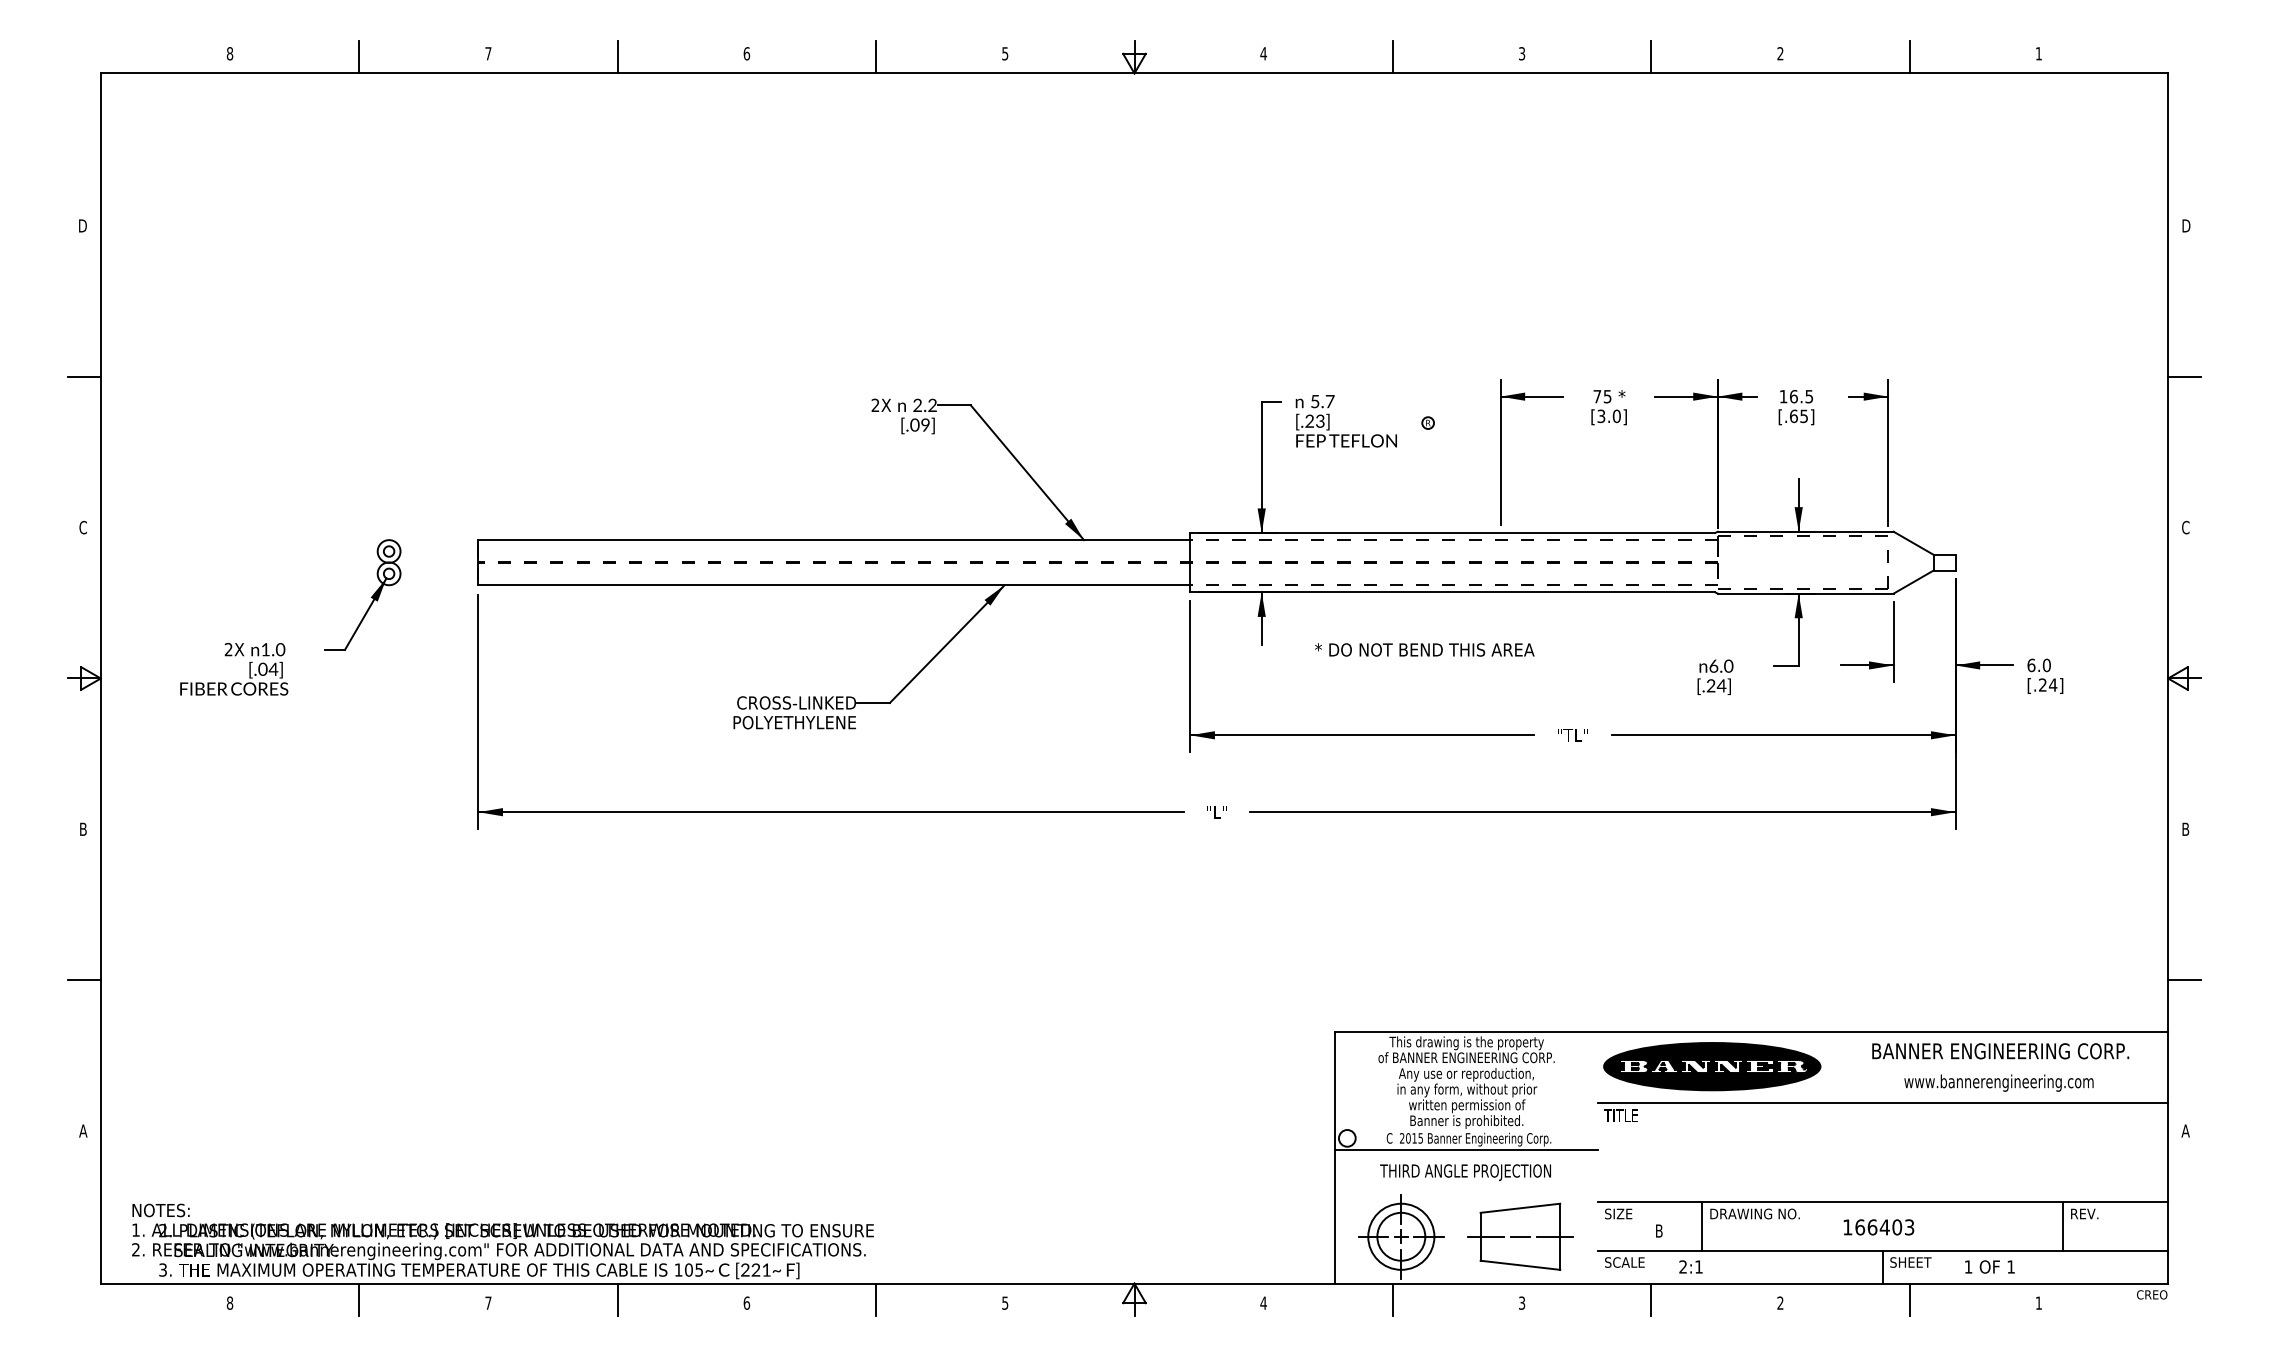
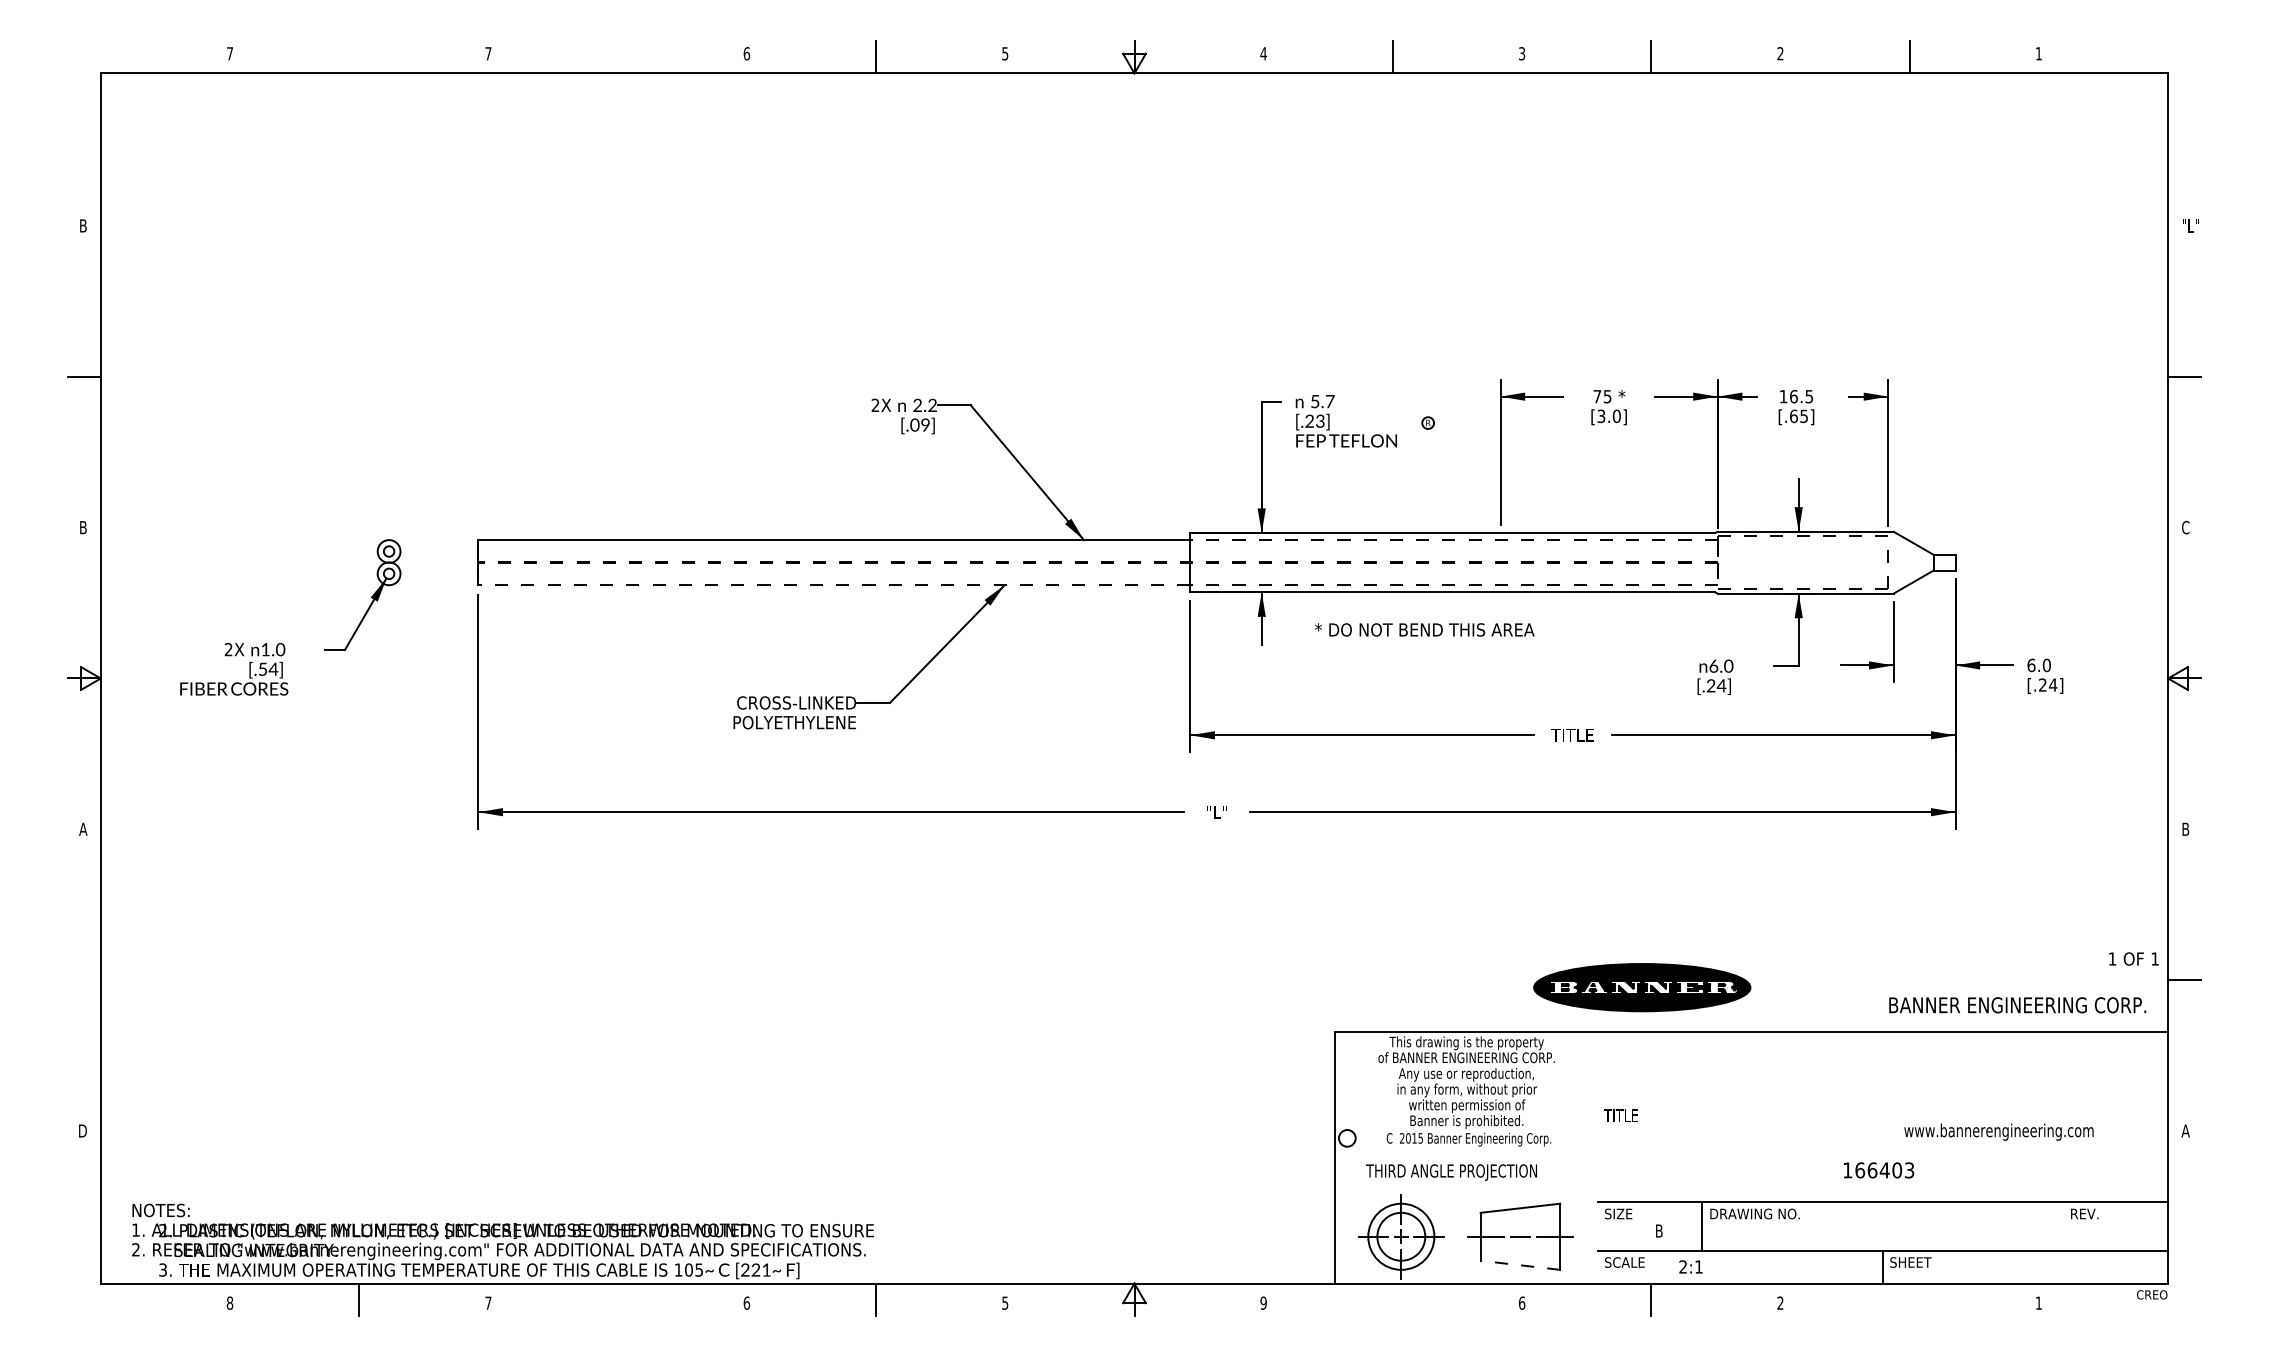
text: 8 -> 7 (229, 53)
line: present -> none (359, 56)
line: present -> none (617, 56)
text: D -> B (82, 225)
text: D -> "L" (2190, 225)
text: C -> B (82, 527)
line: solid -> dashed (834, 585)
text position: (1424, 649) -> (1424, 629) (1424, 629)
text: [.04] -> [.54] (262, 668)
text: "TL" -> TITLE (1572, 735)
text: B -> A (83, 828)
line: present -> none (84, 980)
text position: (2000, 1051) -> (2017, 1005) (2017, 1005)
part position: (1712, 1066) -> (1642, 987) (1642, 987)
text position: (1998, 1082) -> (1998, 1131) (1998, 1131)
line: present -> none (1882, 1102)
text: A -> D (83, 1130)
line: present -> none (1466, 1149)
text position: (1465, 1172) -> (1451, 1172) (1451, 1172)
line: present -> none (2063, 1226)
text position: (1878, 1227) -> (1878, 1170) (1878, 1170)
line: solid -> dashed (1519, 1265)
text position: (1989, 1266) -> (2133, 958) (2133, 958)
line: present -> none (617, 1299)
line: present -> none (1392, 1299)
line: present -> none (1909, 1299)
text: 4 -> 9 (1263, 1302)
text: 3 -> 6 (1522, 1302)
